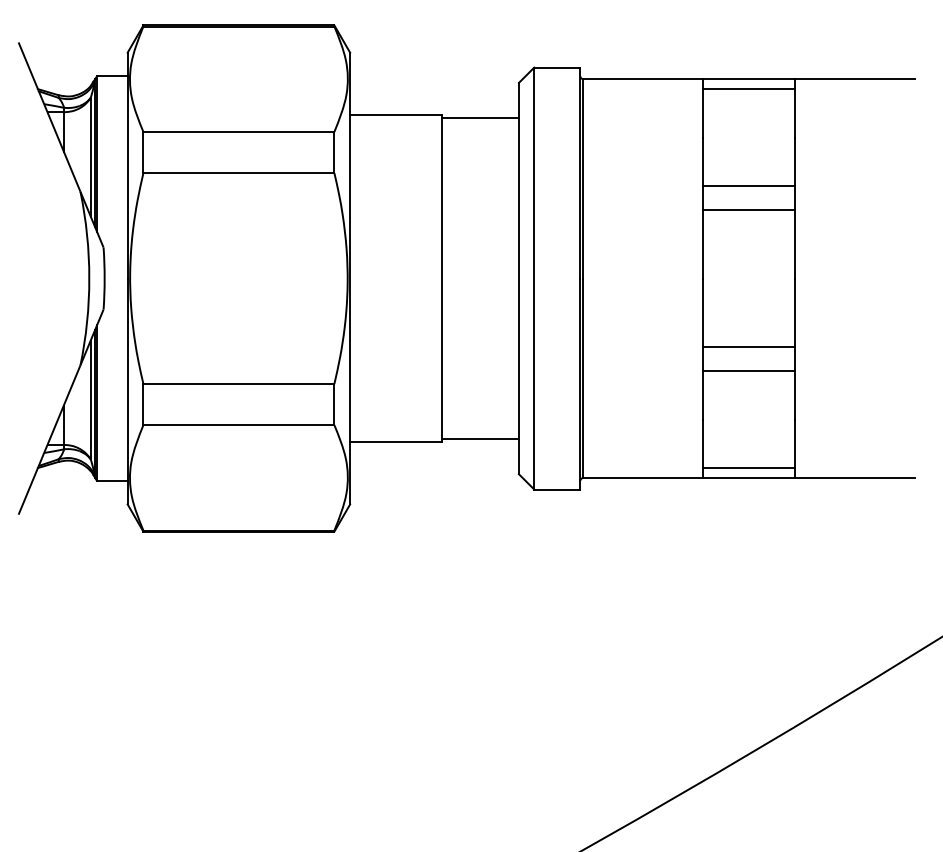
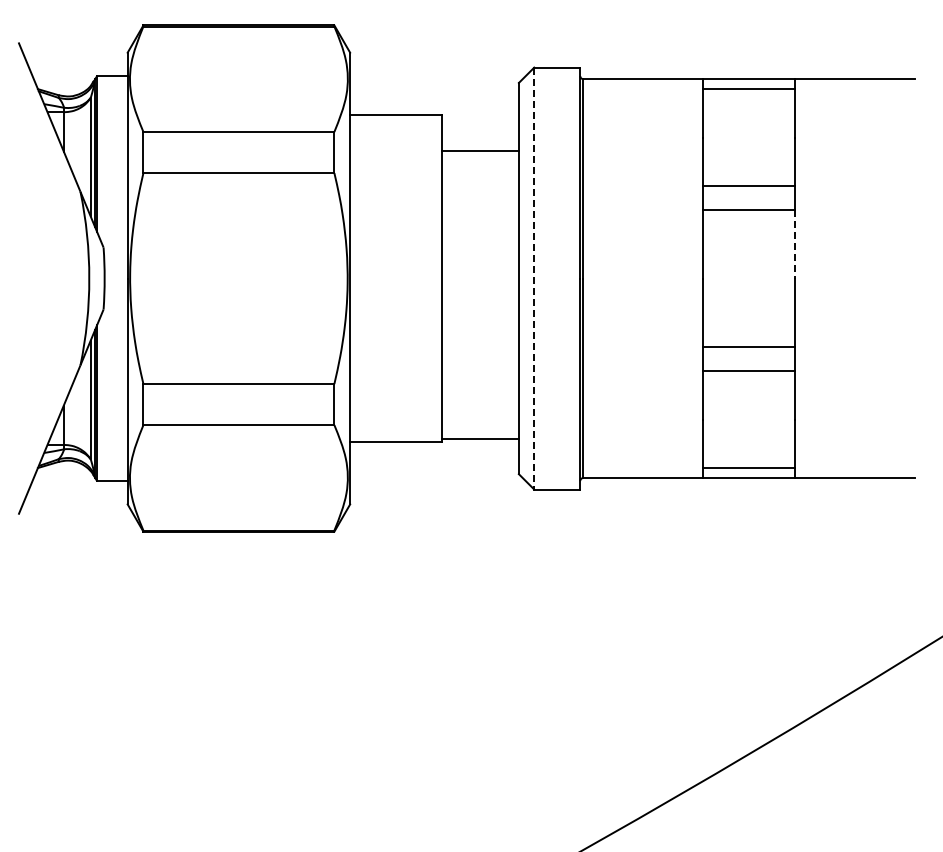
line position: (480, 117) -> (480, 150) (480, 150)
line: solid -> dashed (795, 244)
line: solid -> dashed (534, 278)
